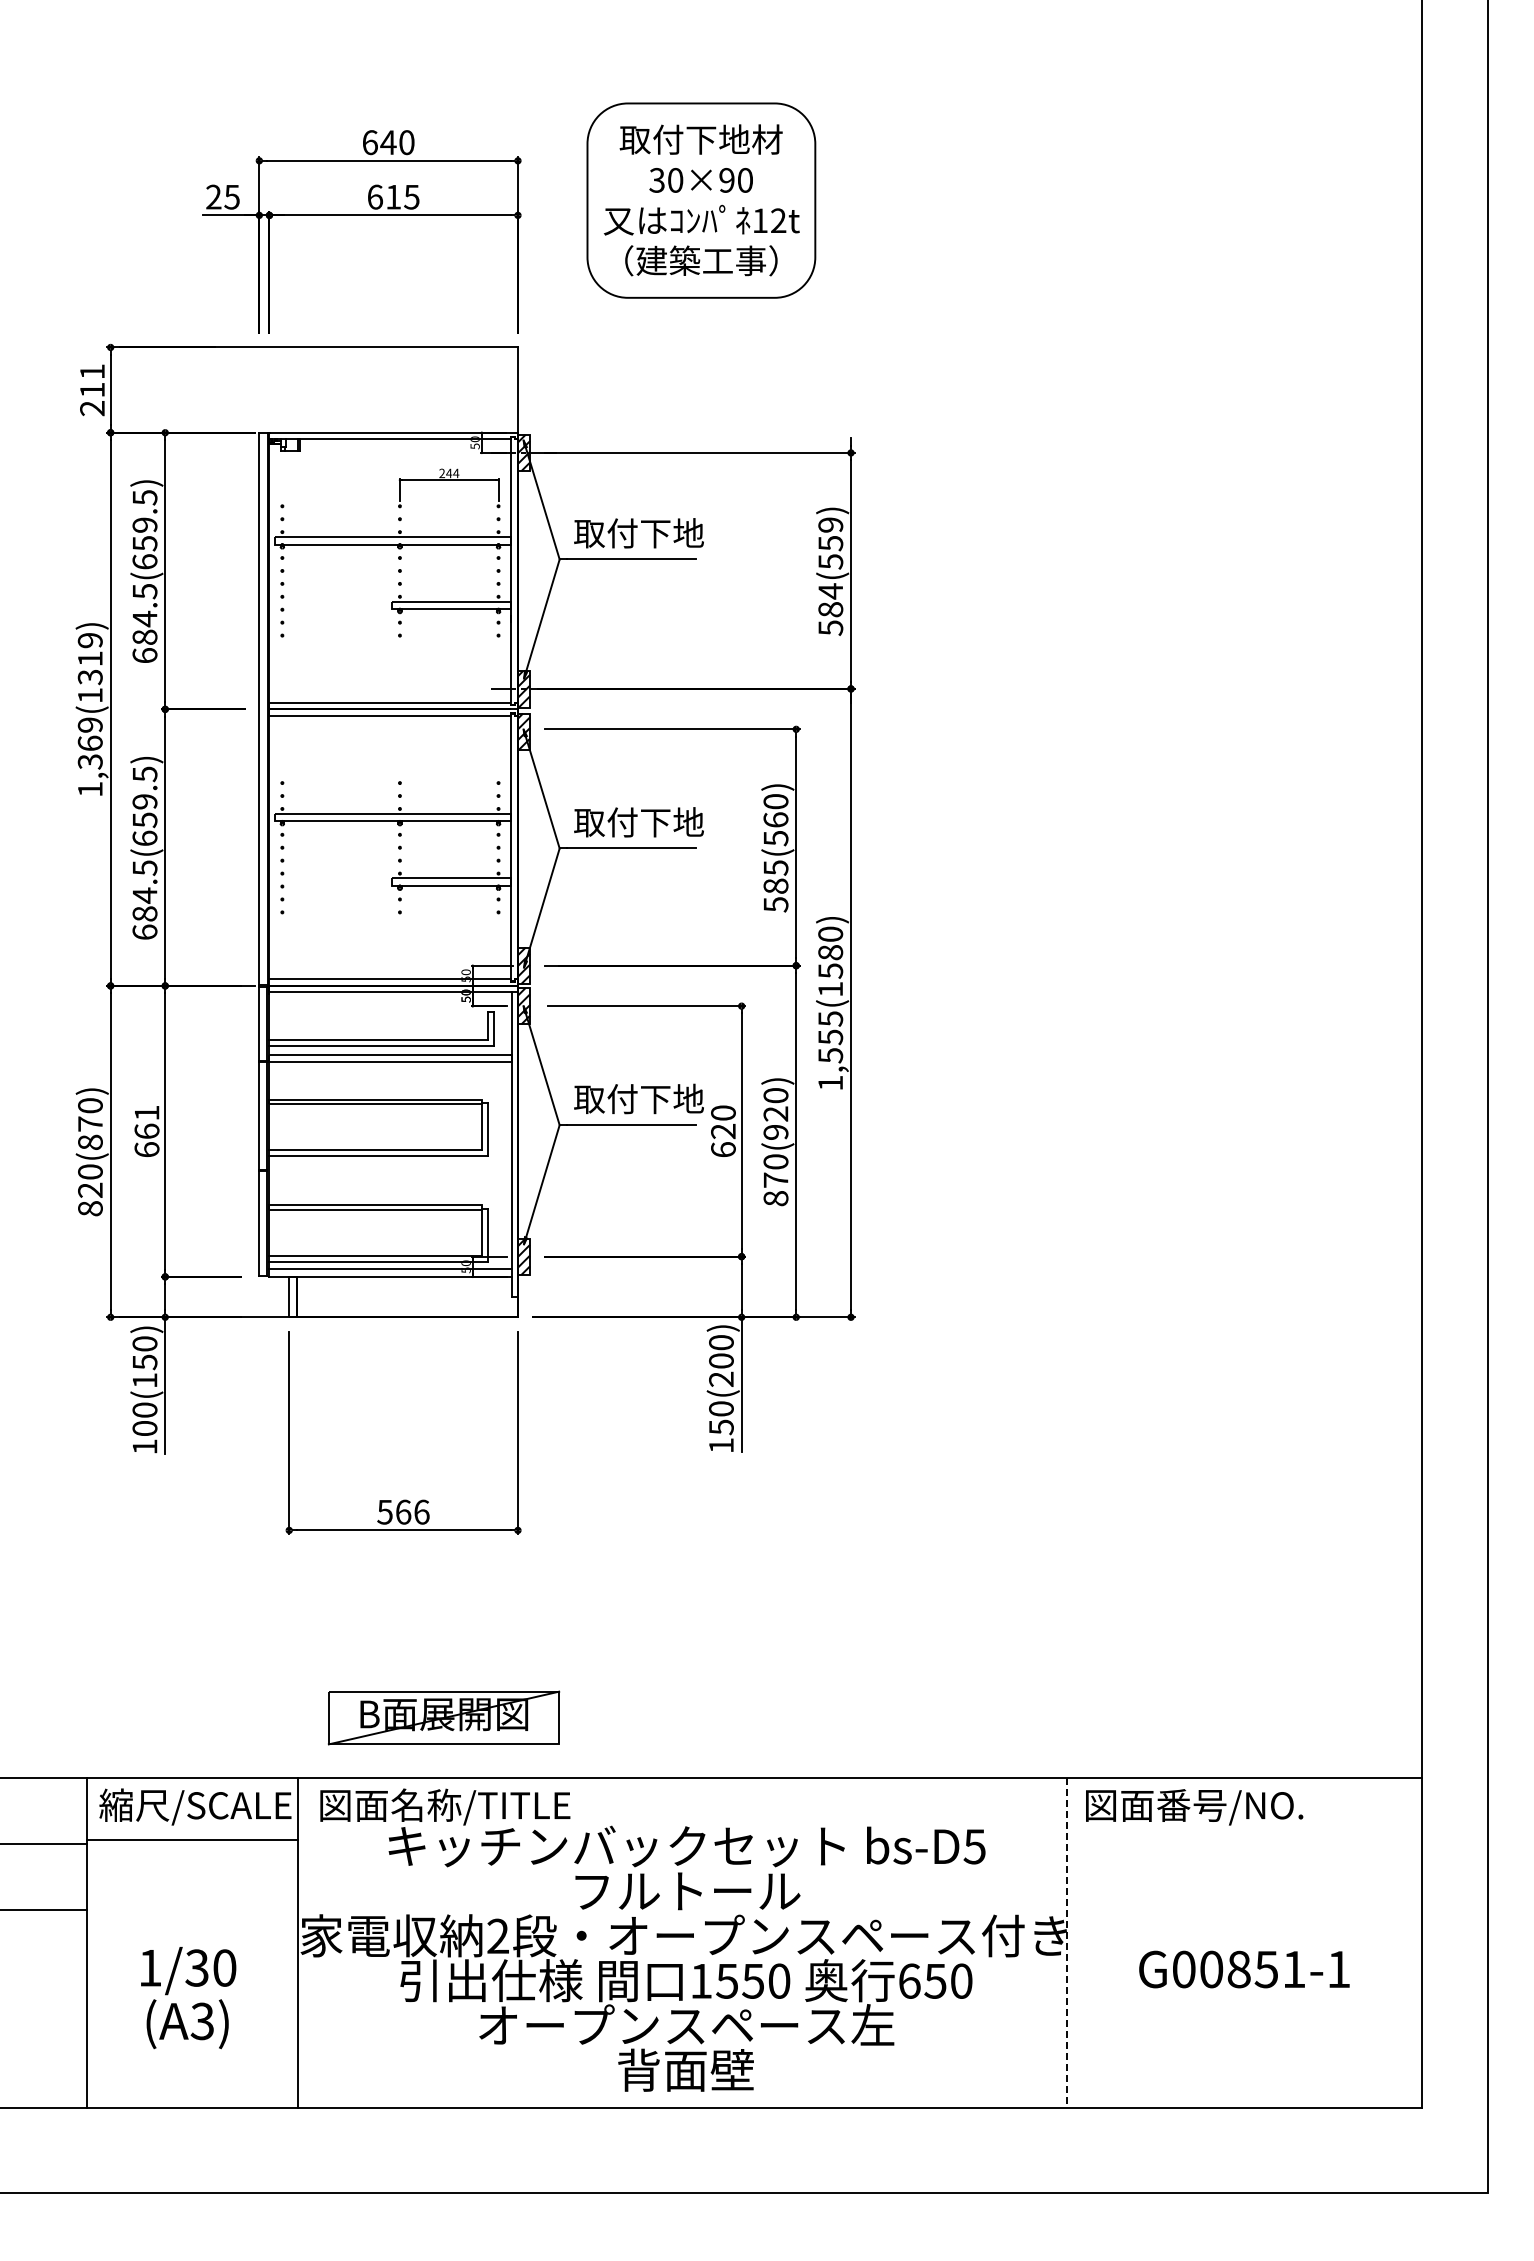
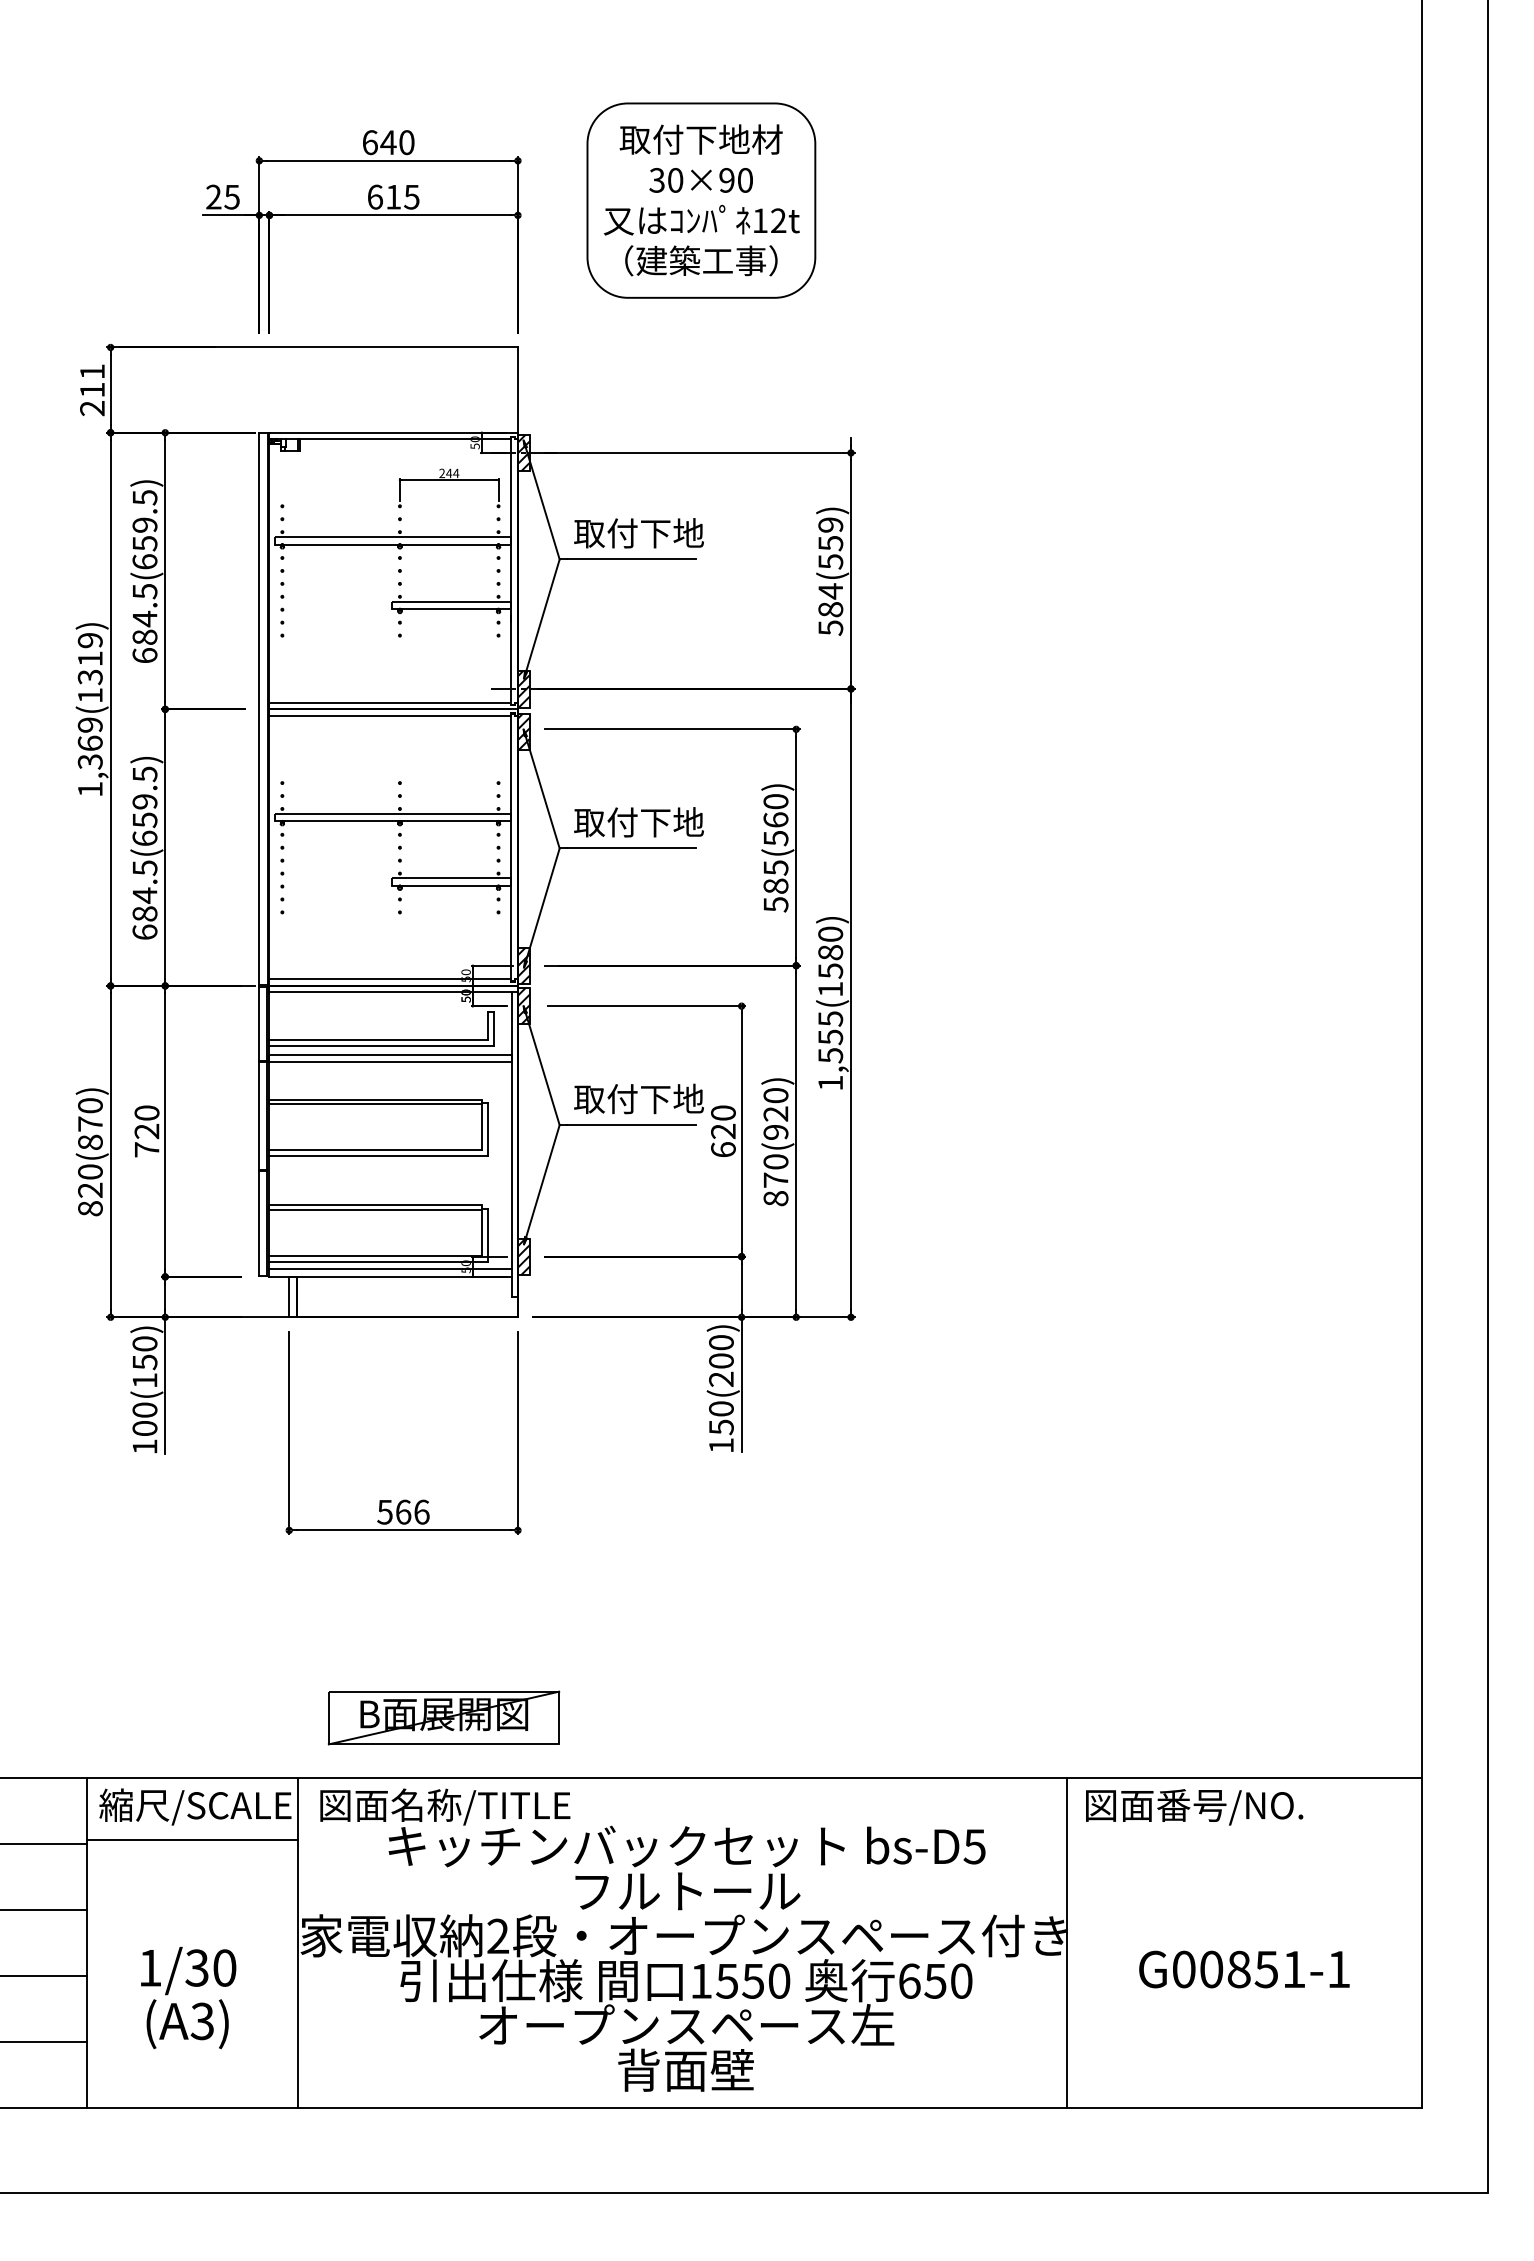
text: 661 -> 720 (146, 1131)
line: dashed -> solid (1066, 1943)
line: none -> present (44, 1975)
line: none -> present (44, 2041)
